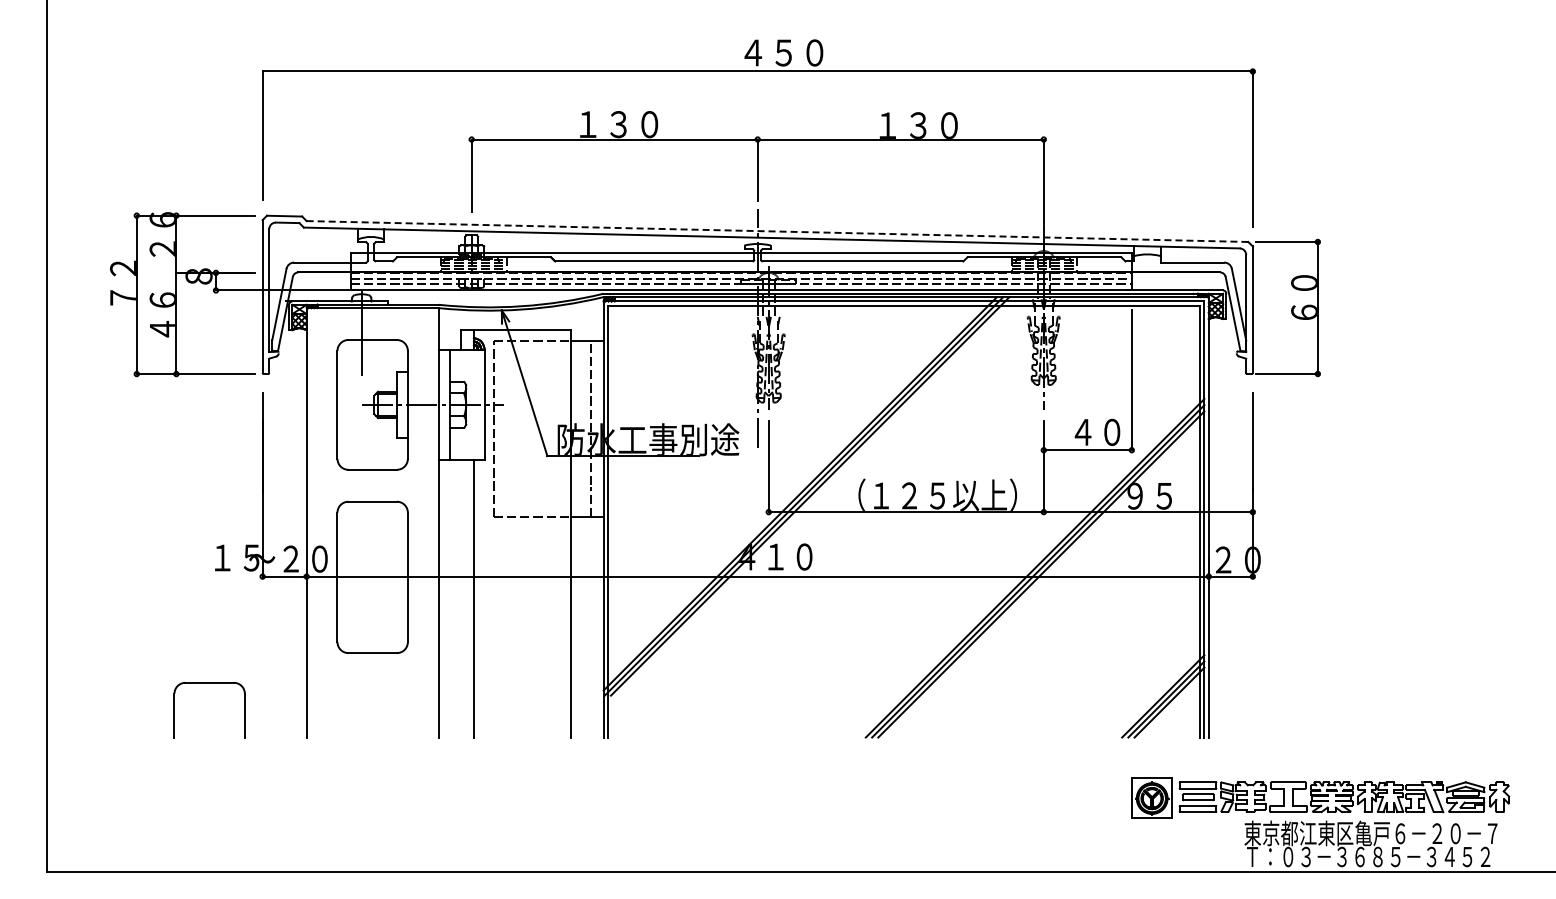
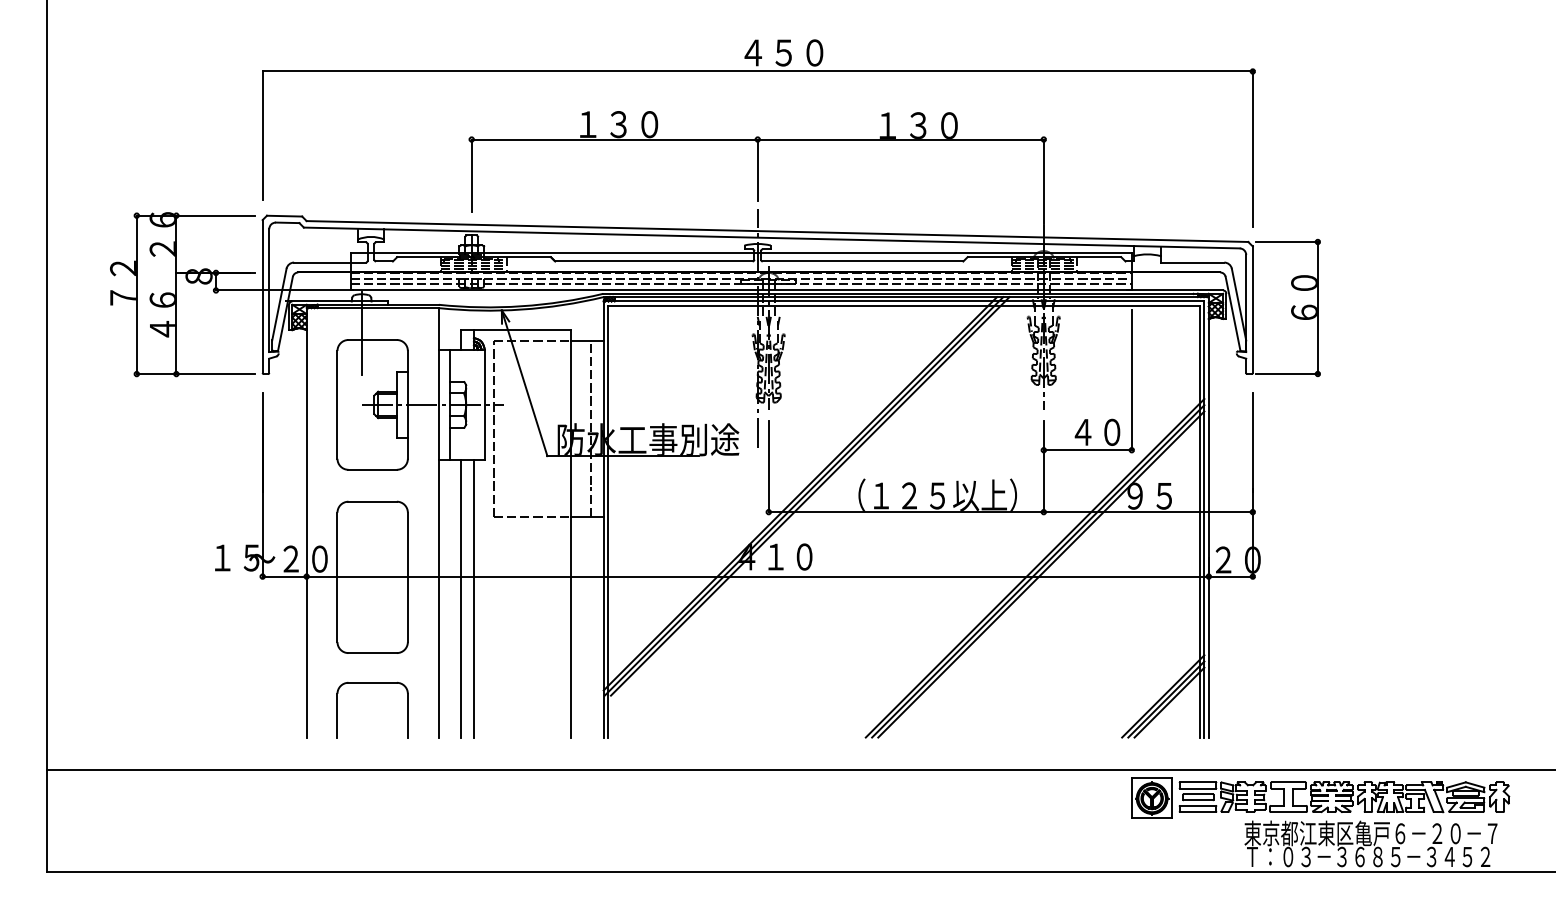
line: dashed -> solid (777, 231)
line: none -> present (460, 598)
part position: (209, 683) -> (372, 683) (372, 683)
line: none -> present (799, 770)
